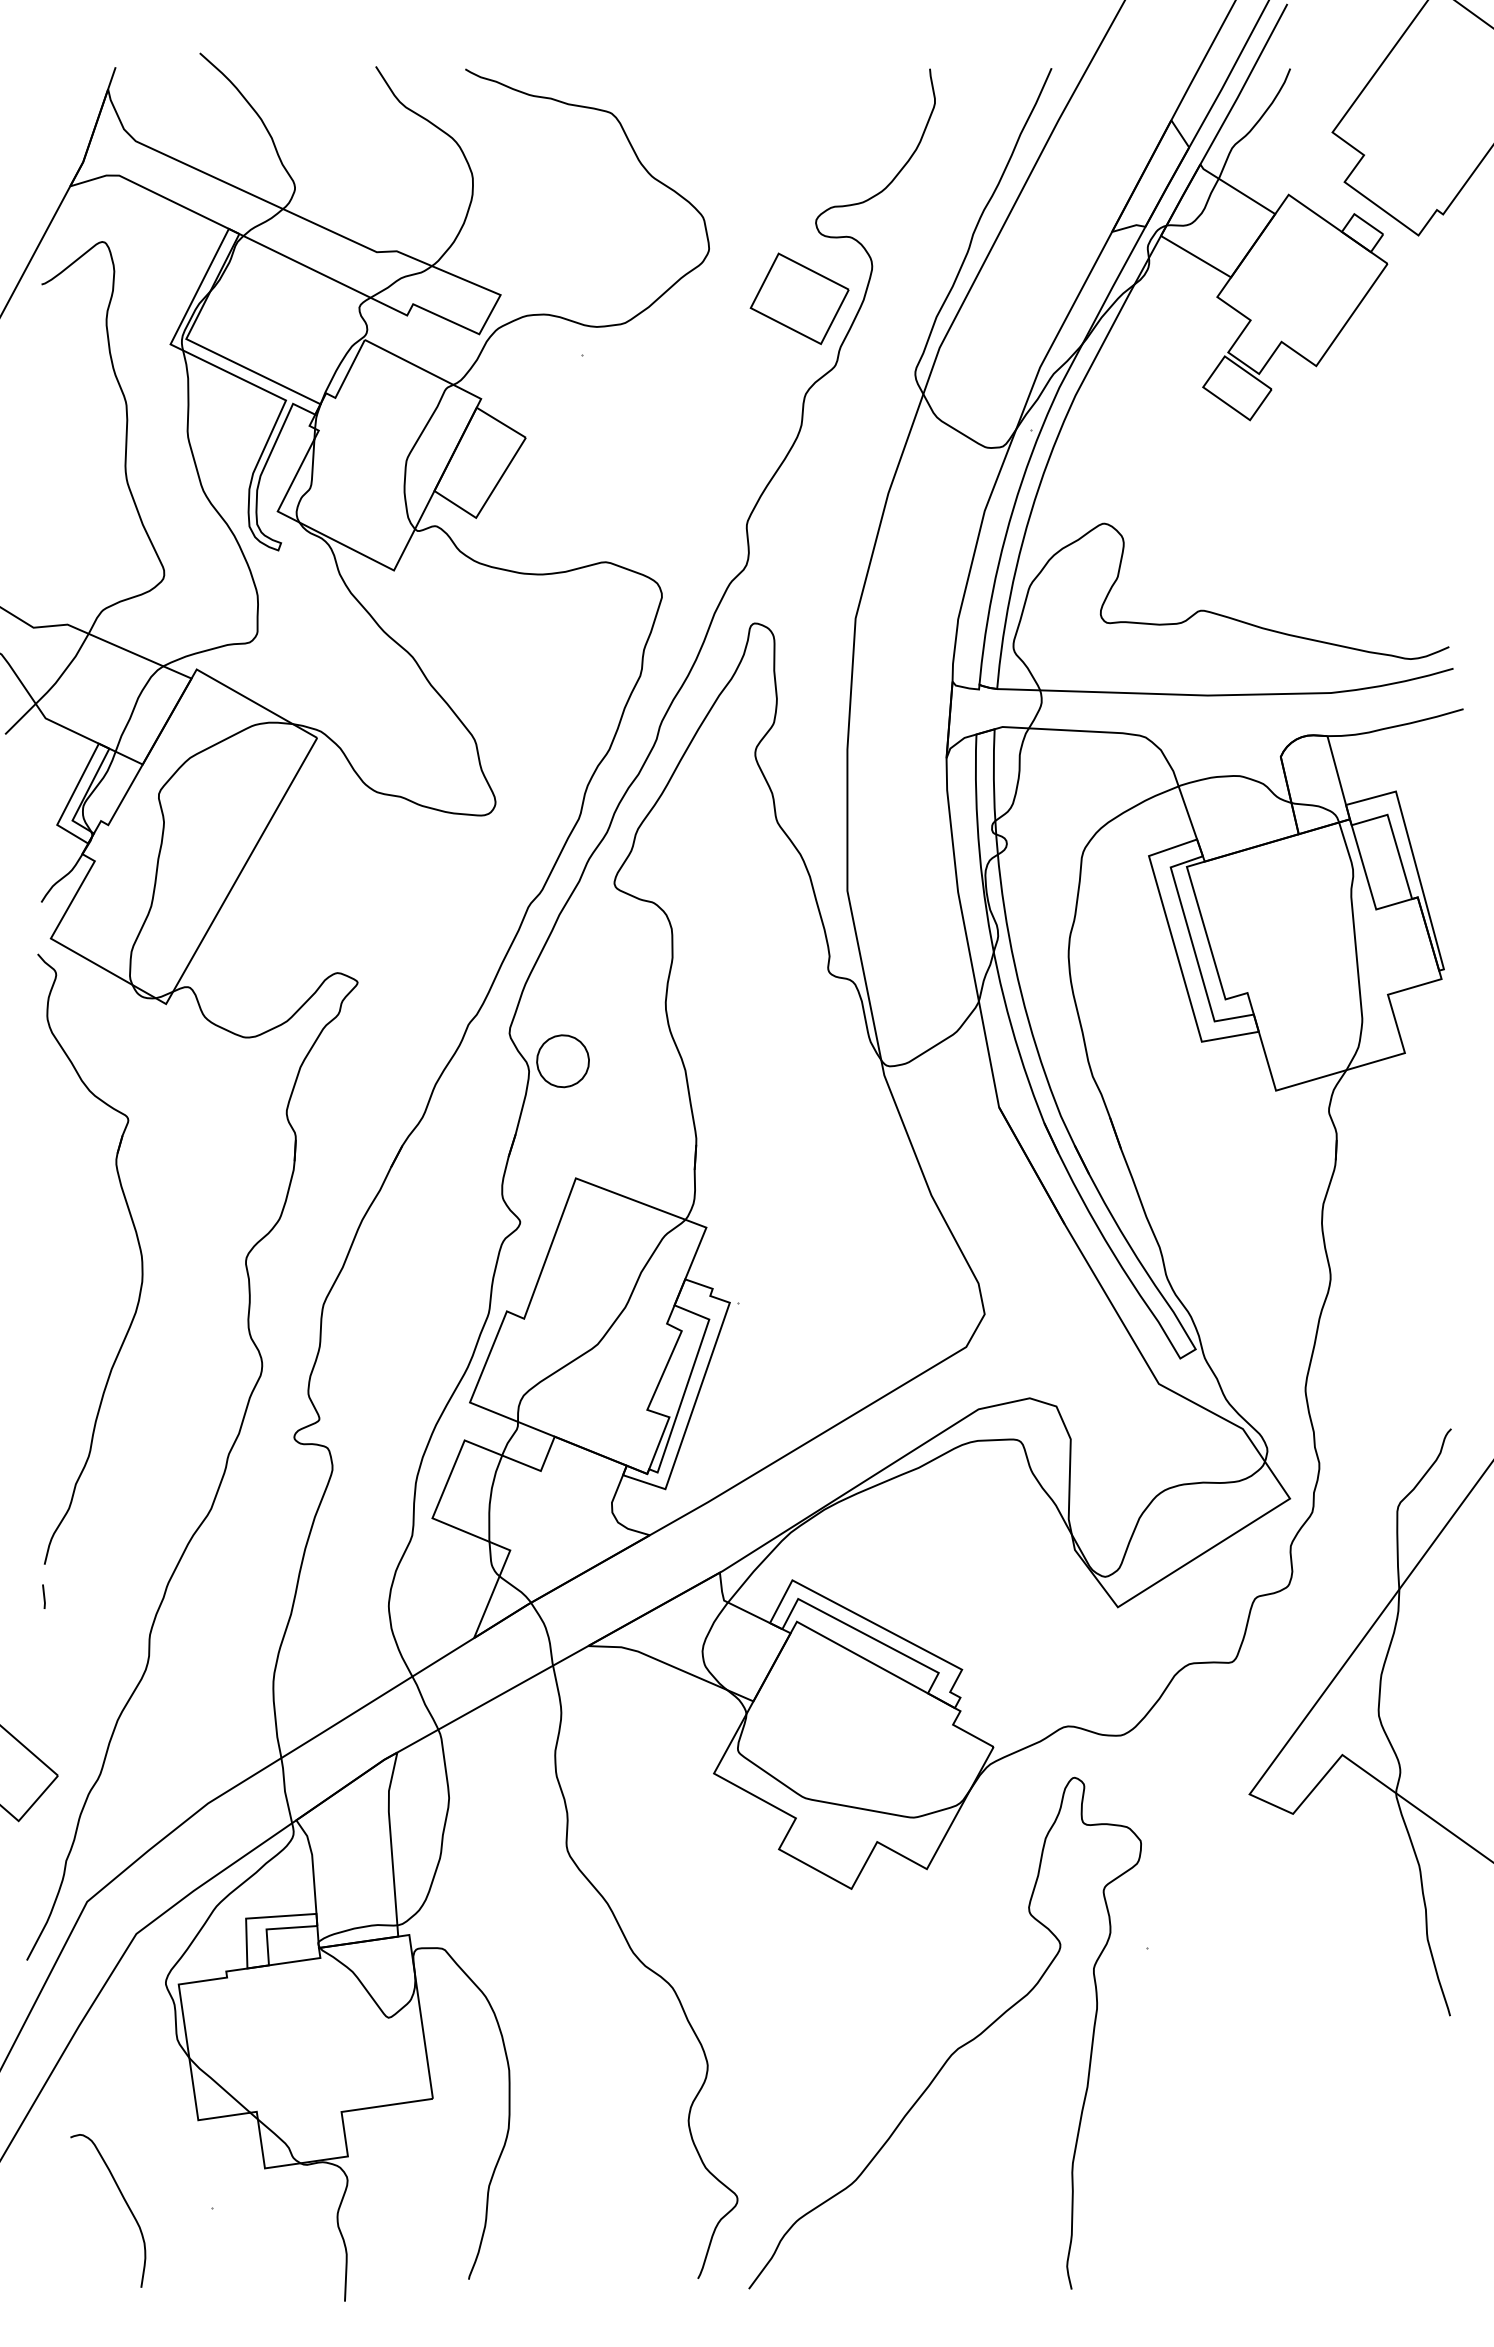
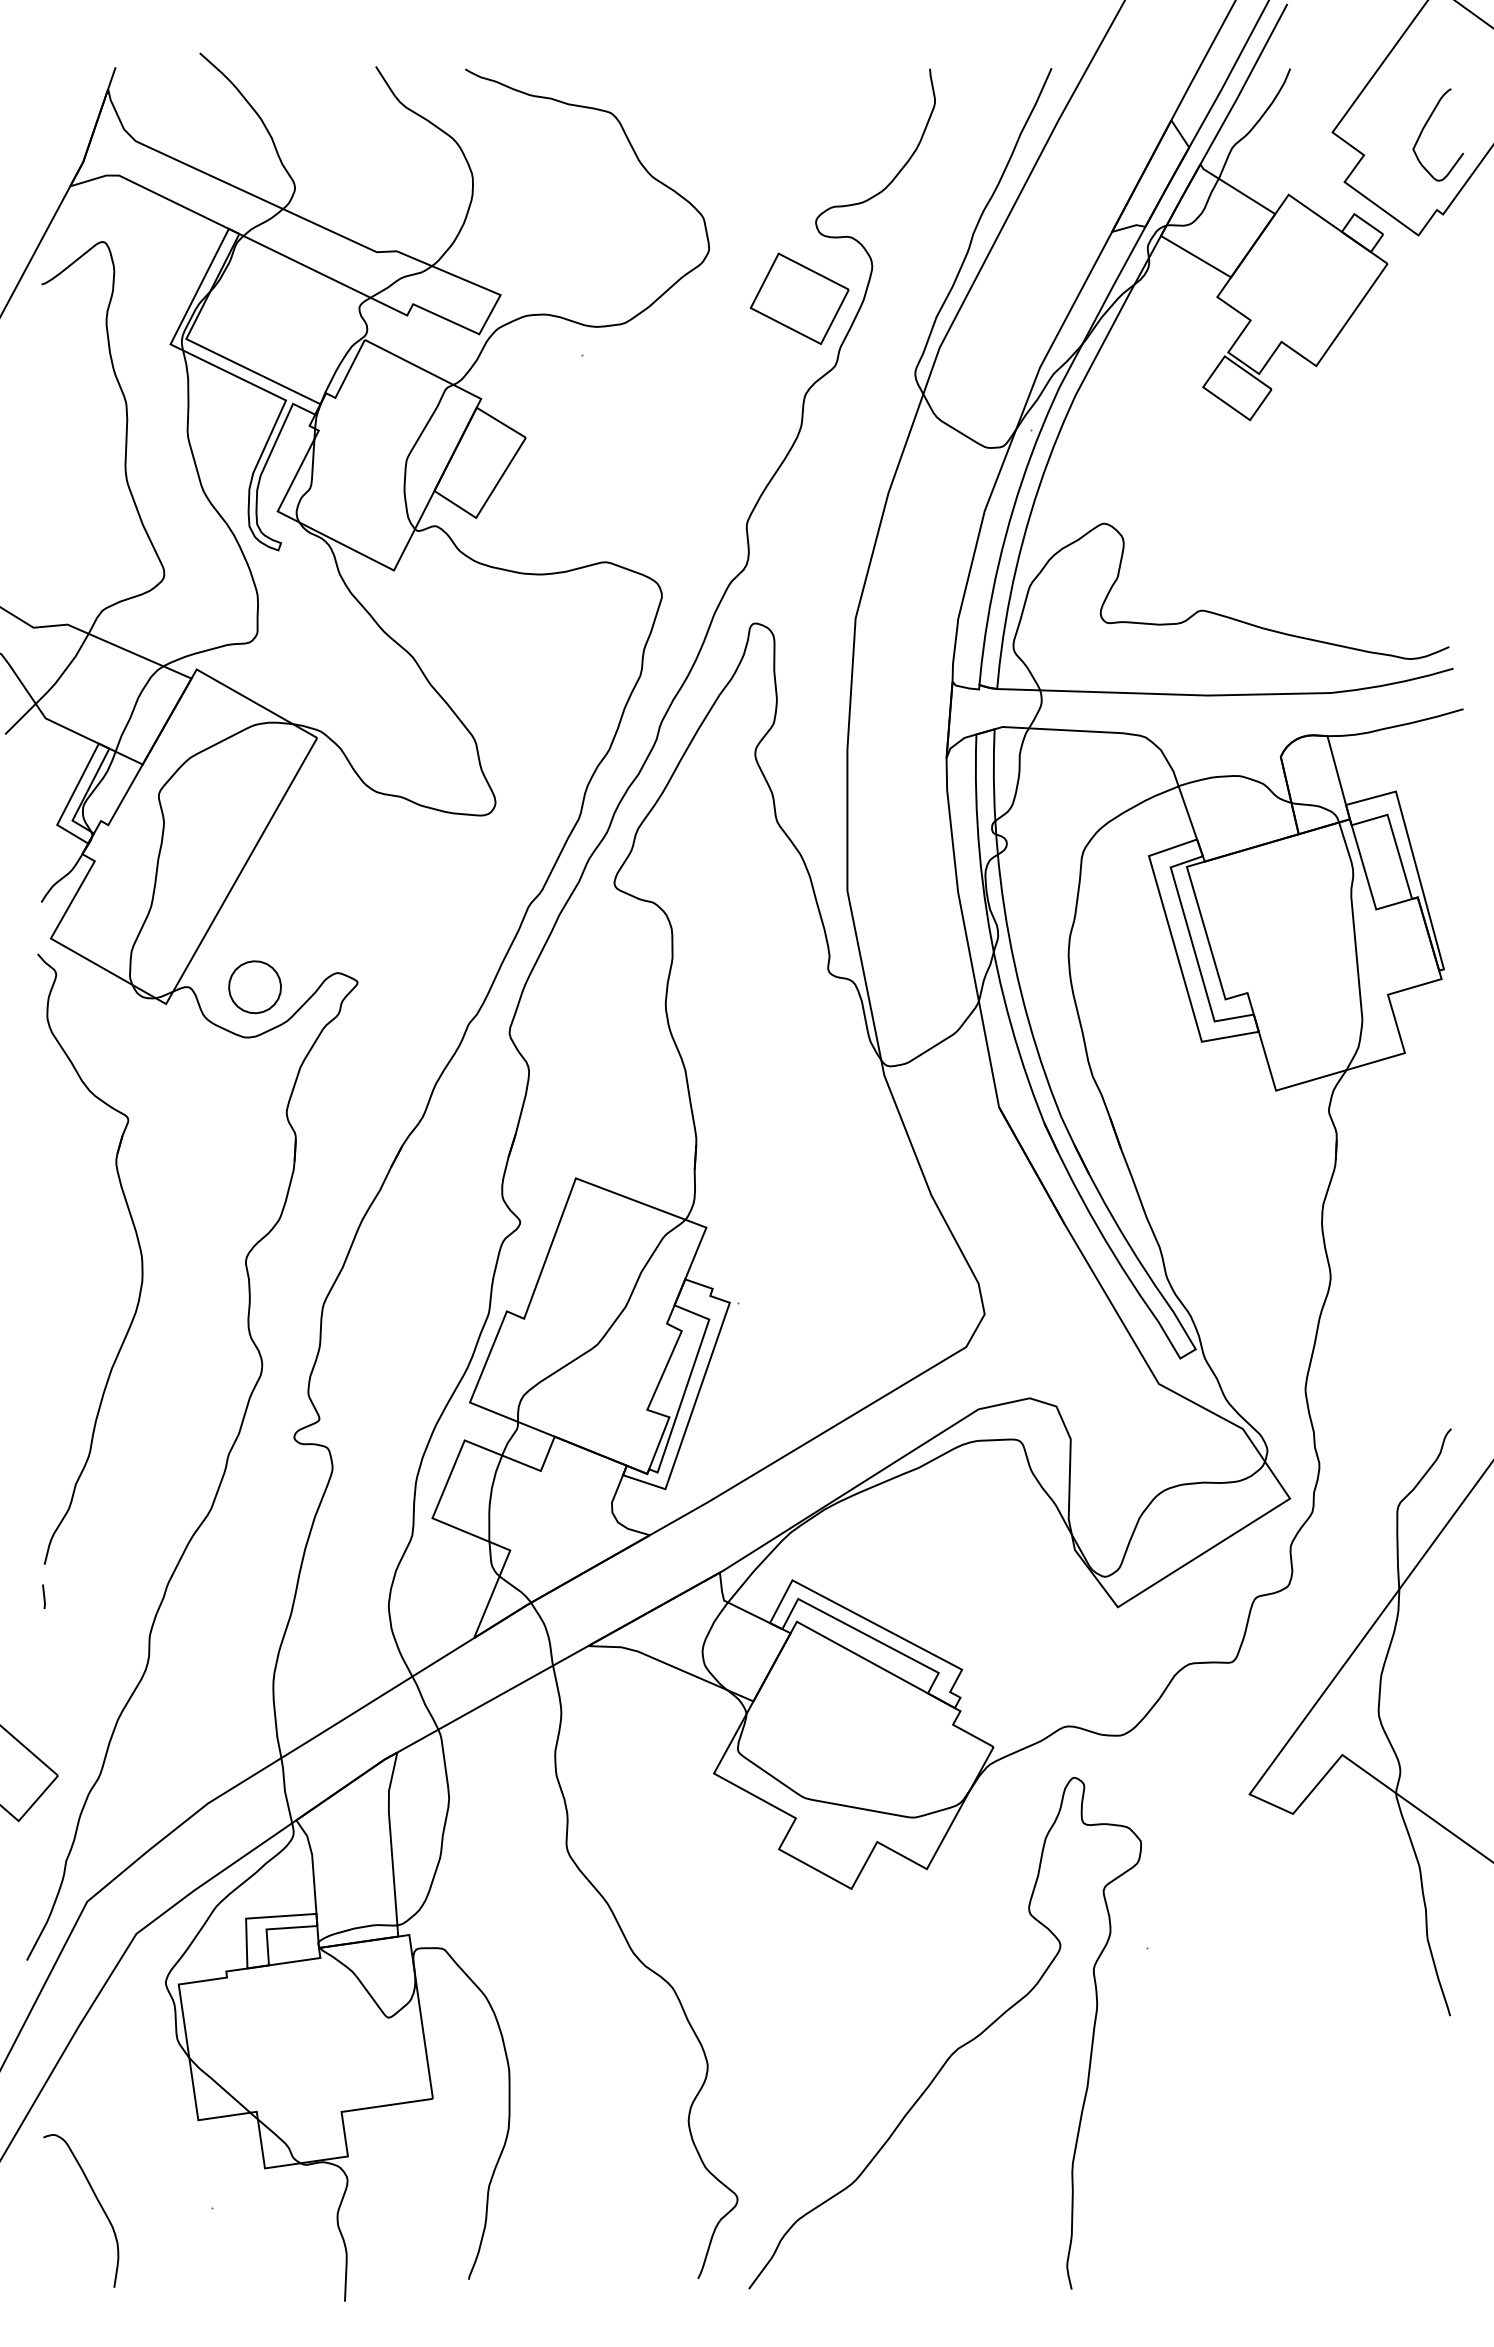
curve: none -> present (1426, 125)
part position: (562, 1061) -> (254, 987) (254, 987)
curve position: (124, 2201) -> (97, 2201) (97, 2201)
